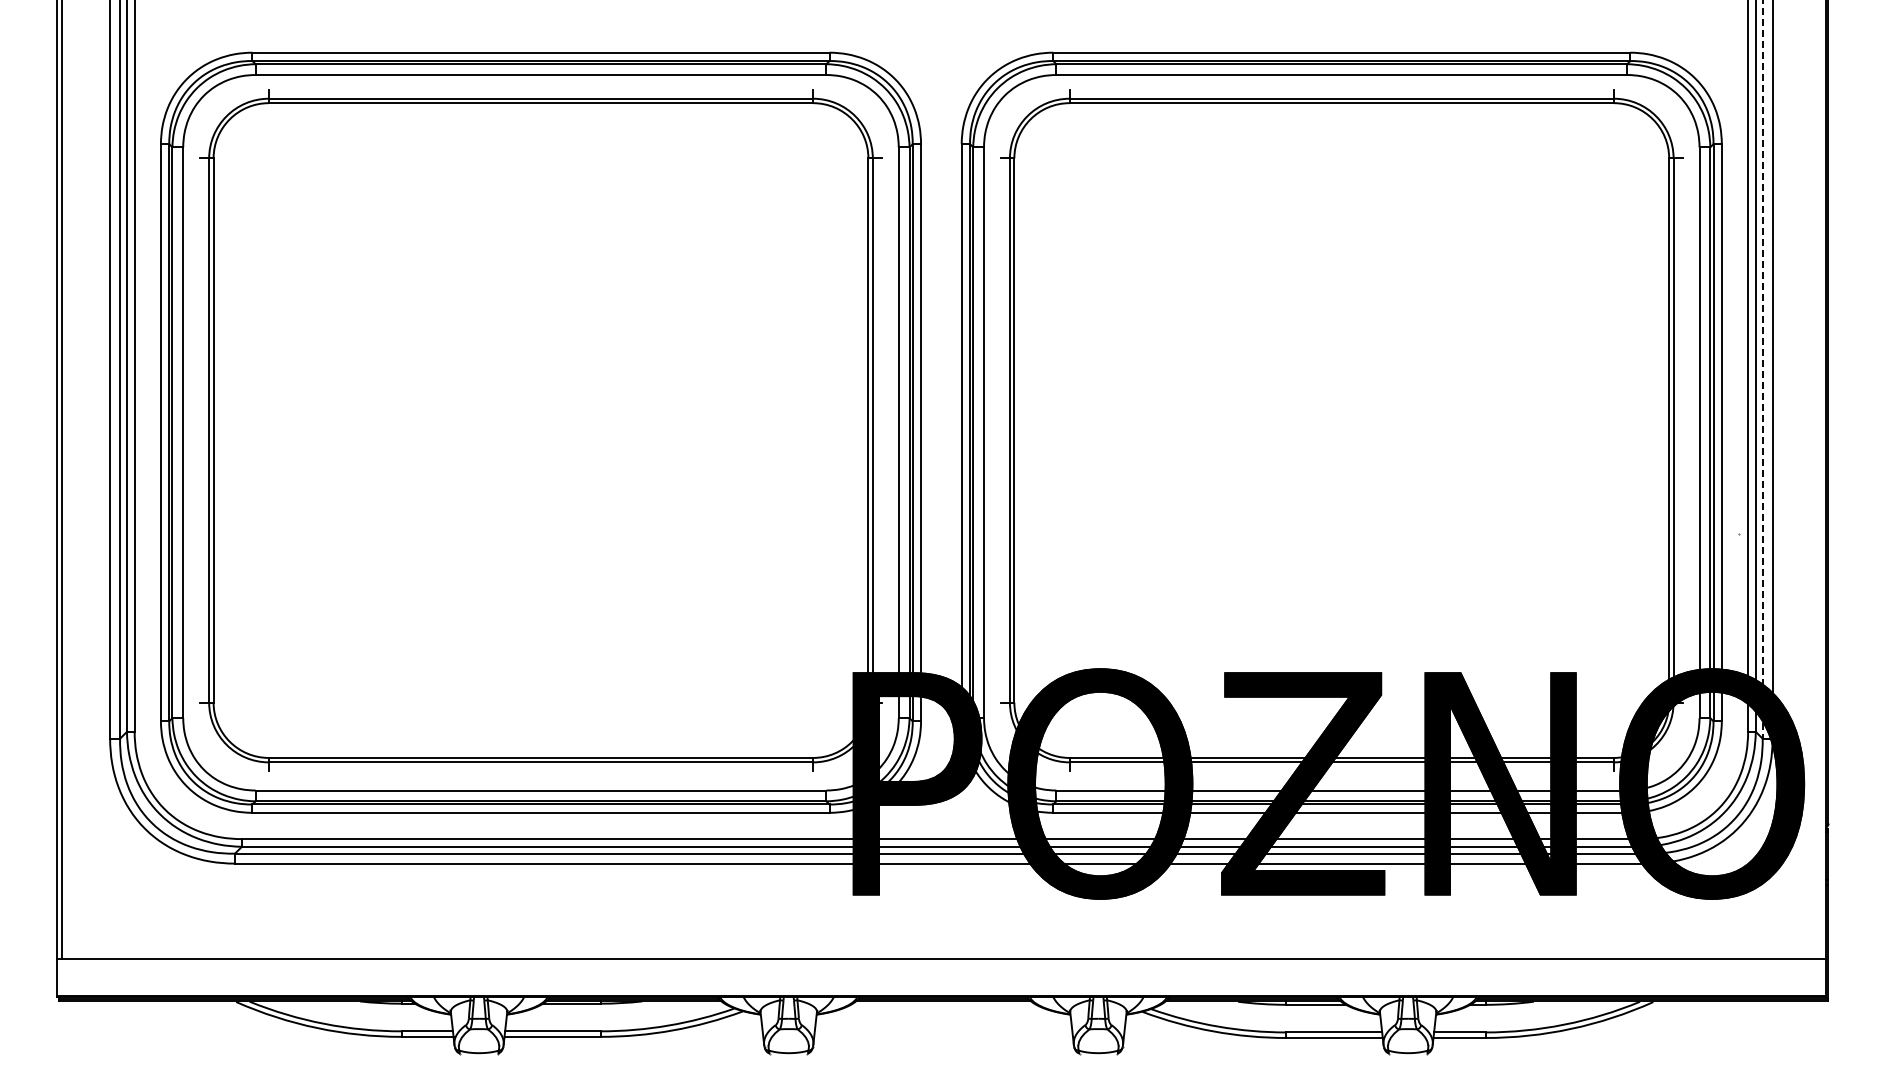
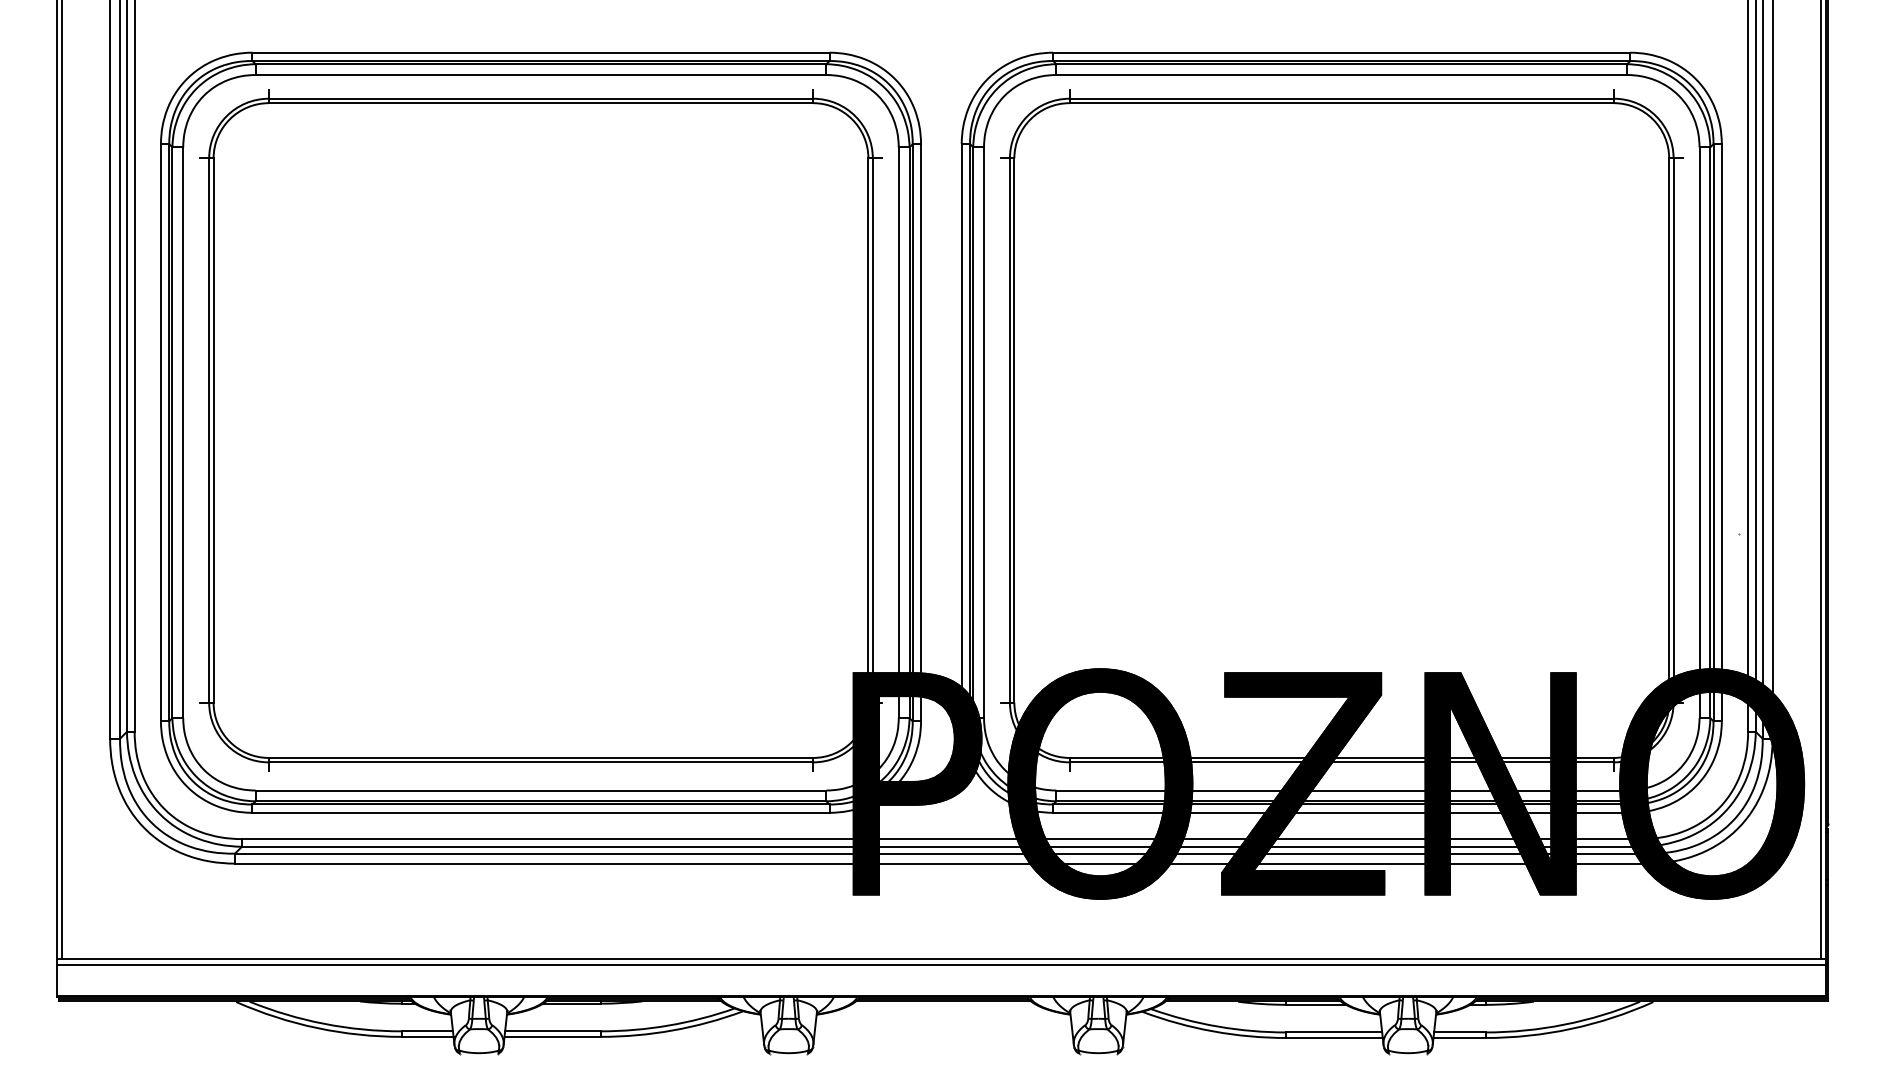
line: dashed -> solid (1762, 369)
line: none -> present (1820, 480)
line: none -> present (941, 964)
